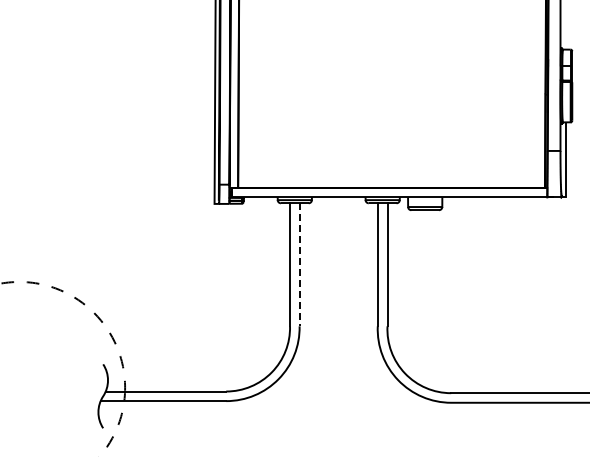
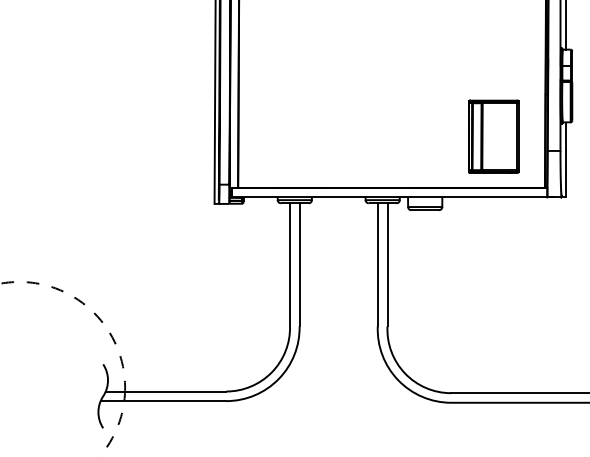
line: none -> present (566, 25)
part: none -> present (493, 136)
line: dashed -> solid (299, 264)
